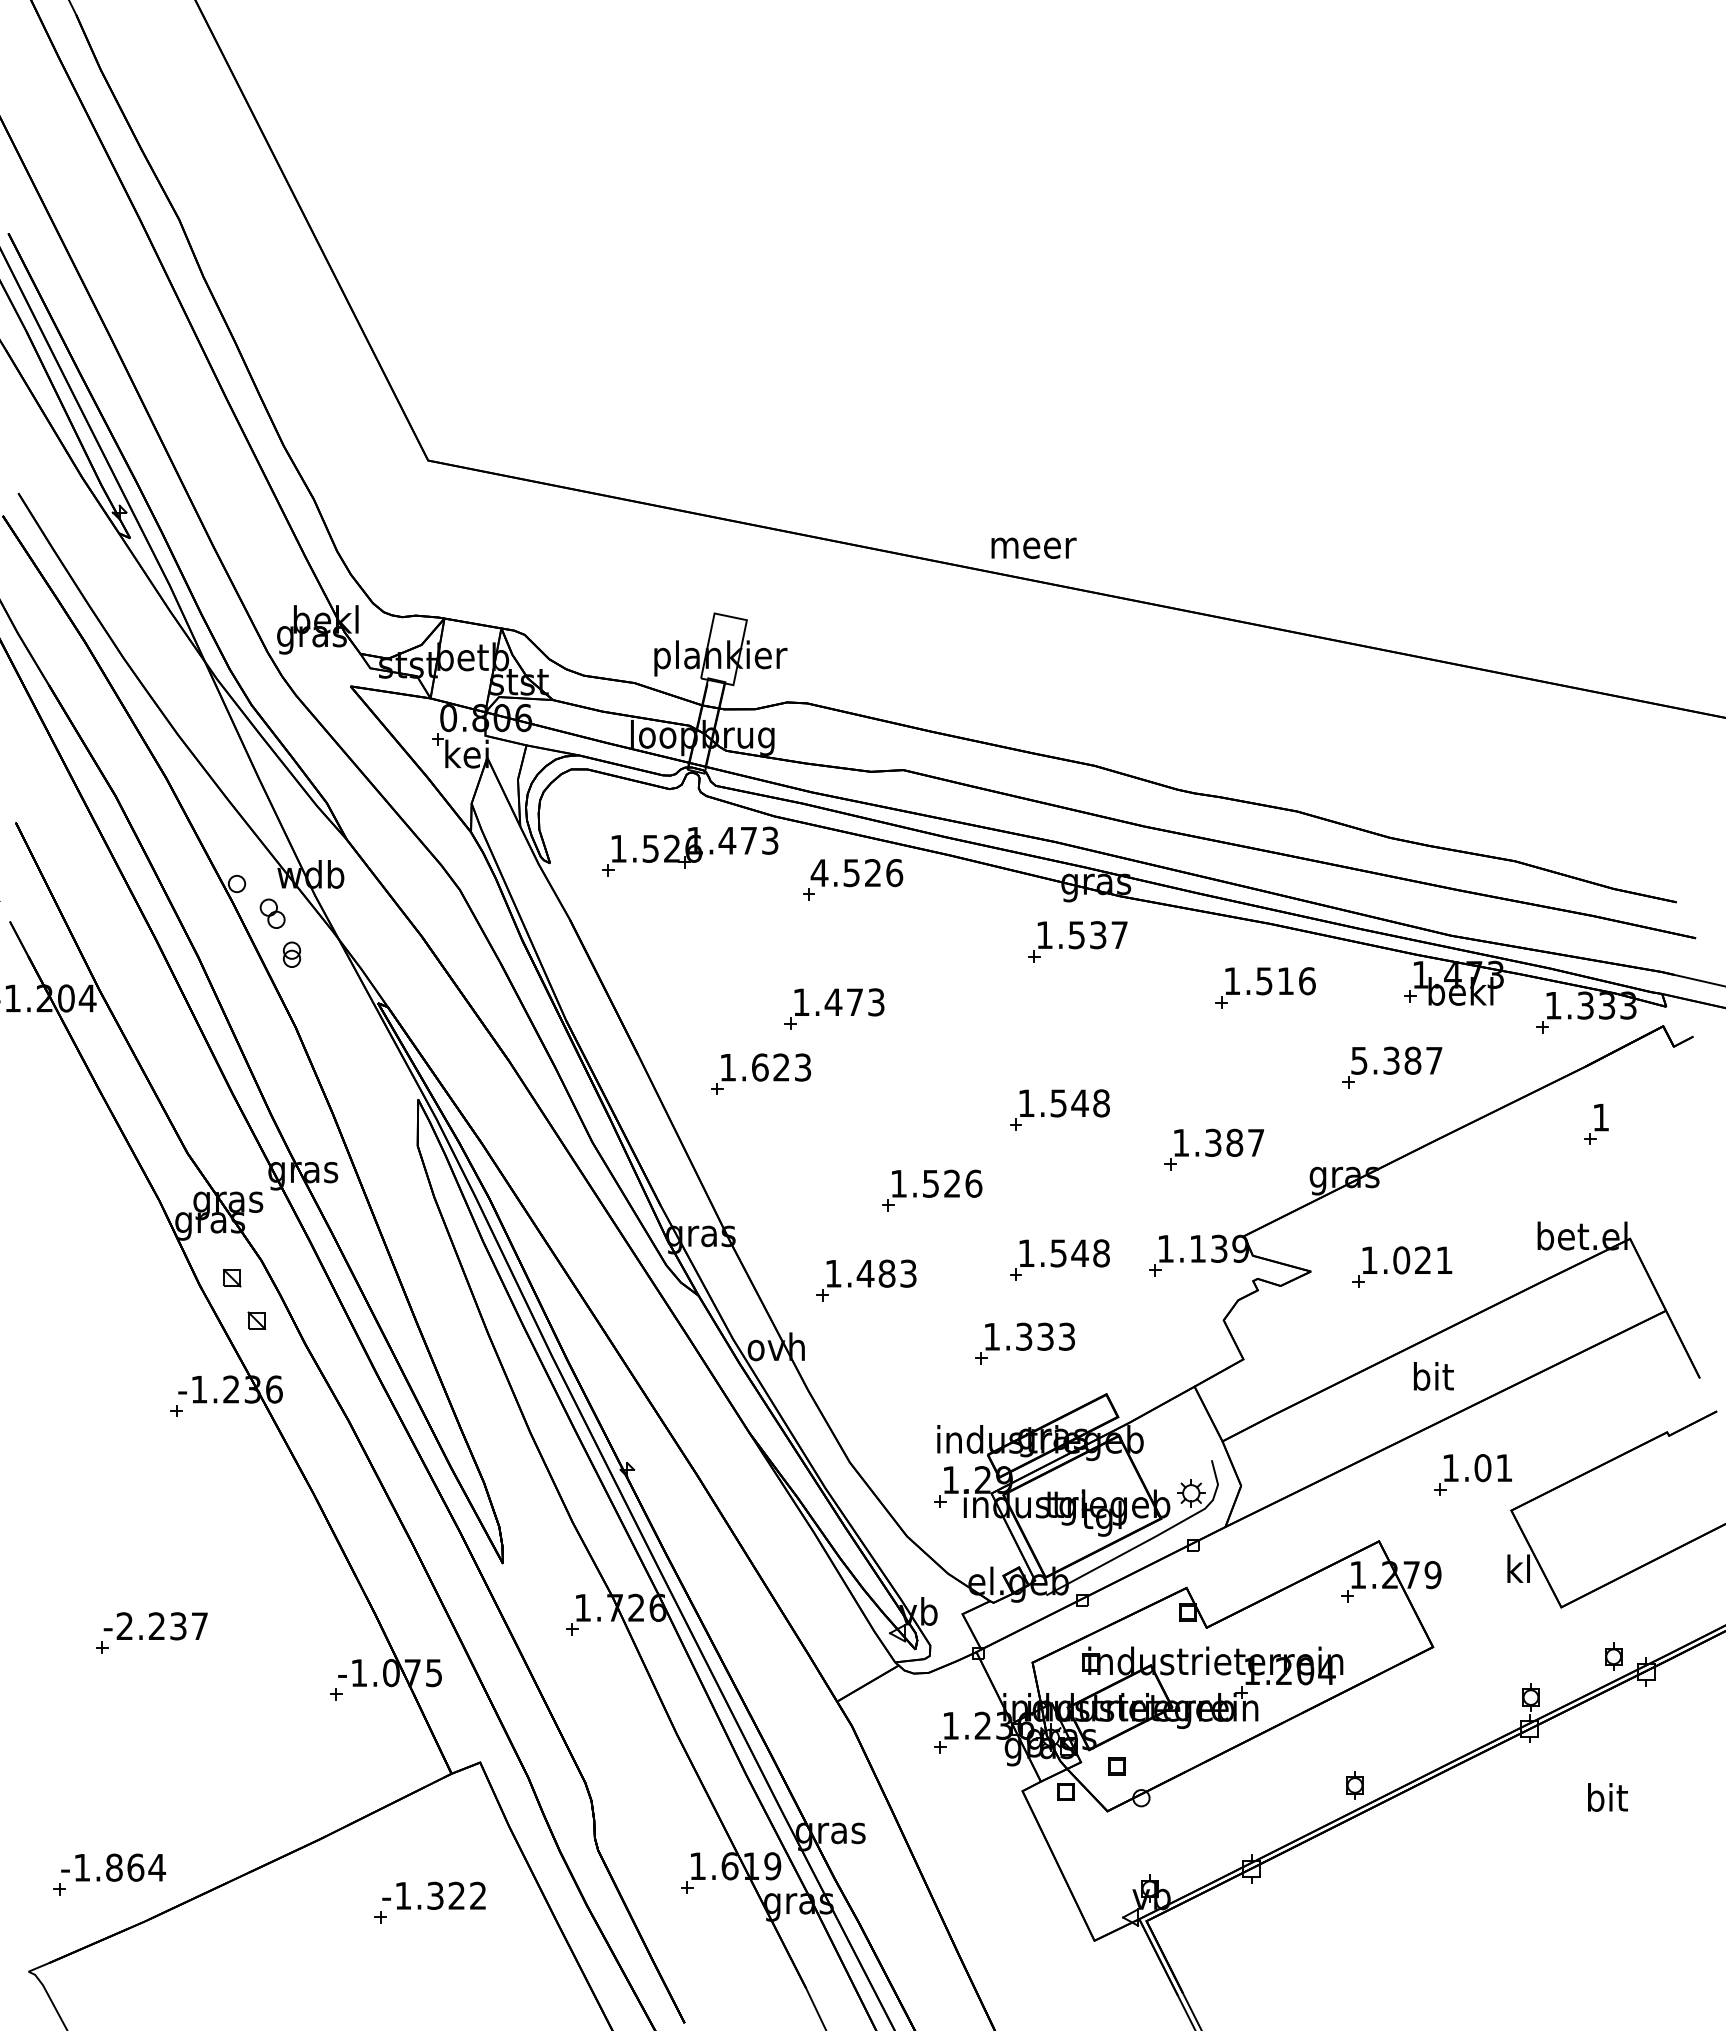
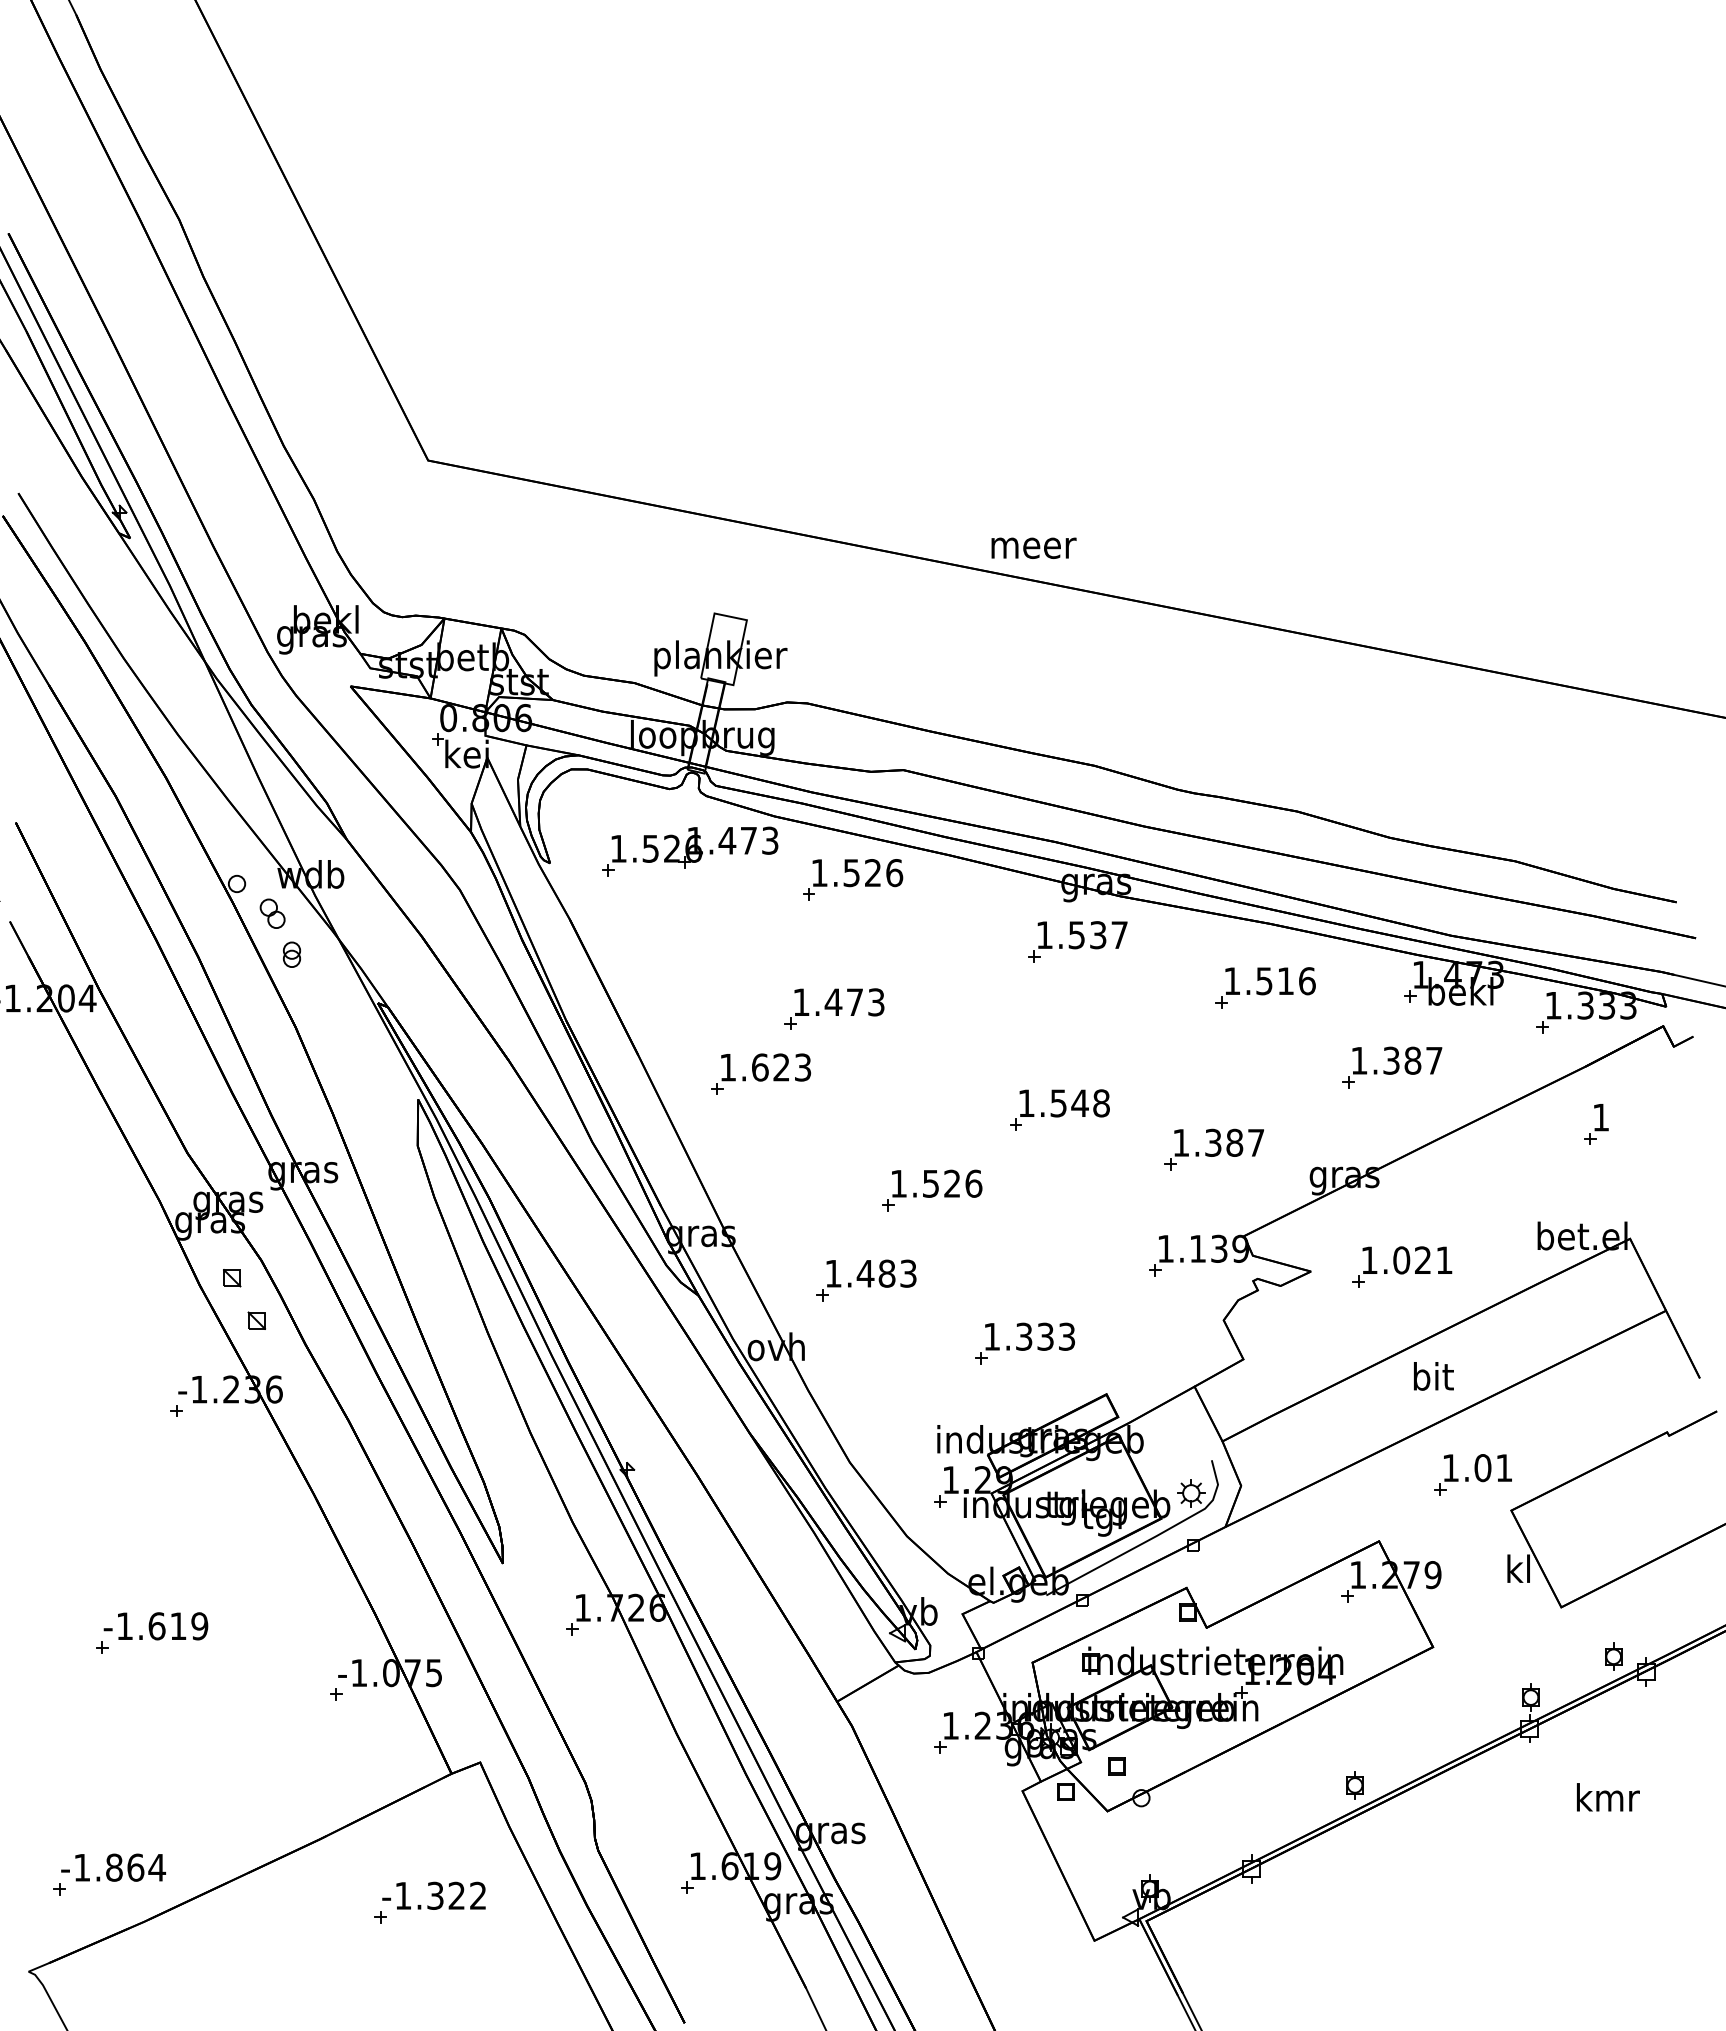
text: 4.526 -> 1.526 (819, 872)
text: 5.387 -> 1.387 (1359, 1060)
part: present -> none (1059, 1259)
text: -2.237 -> -1.619 (162, 1626)
text: bit -> kmr (1607, 1797)
